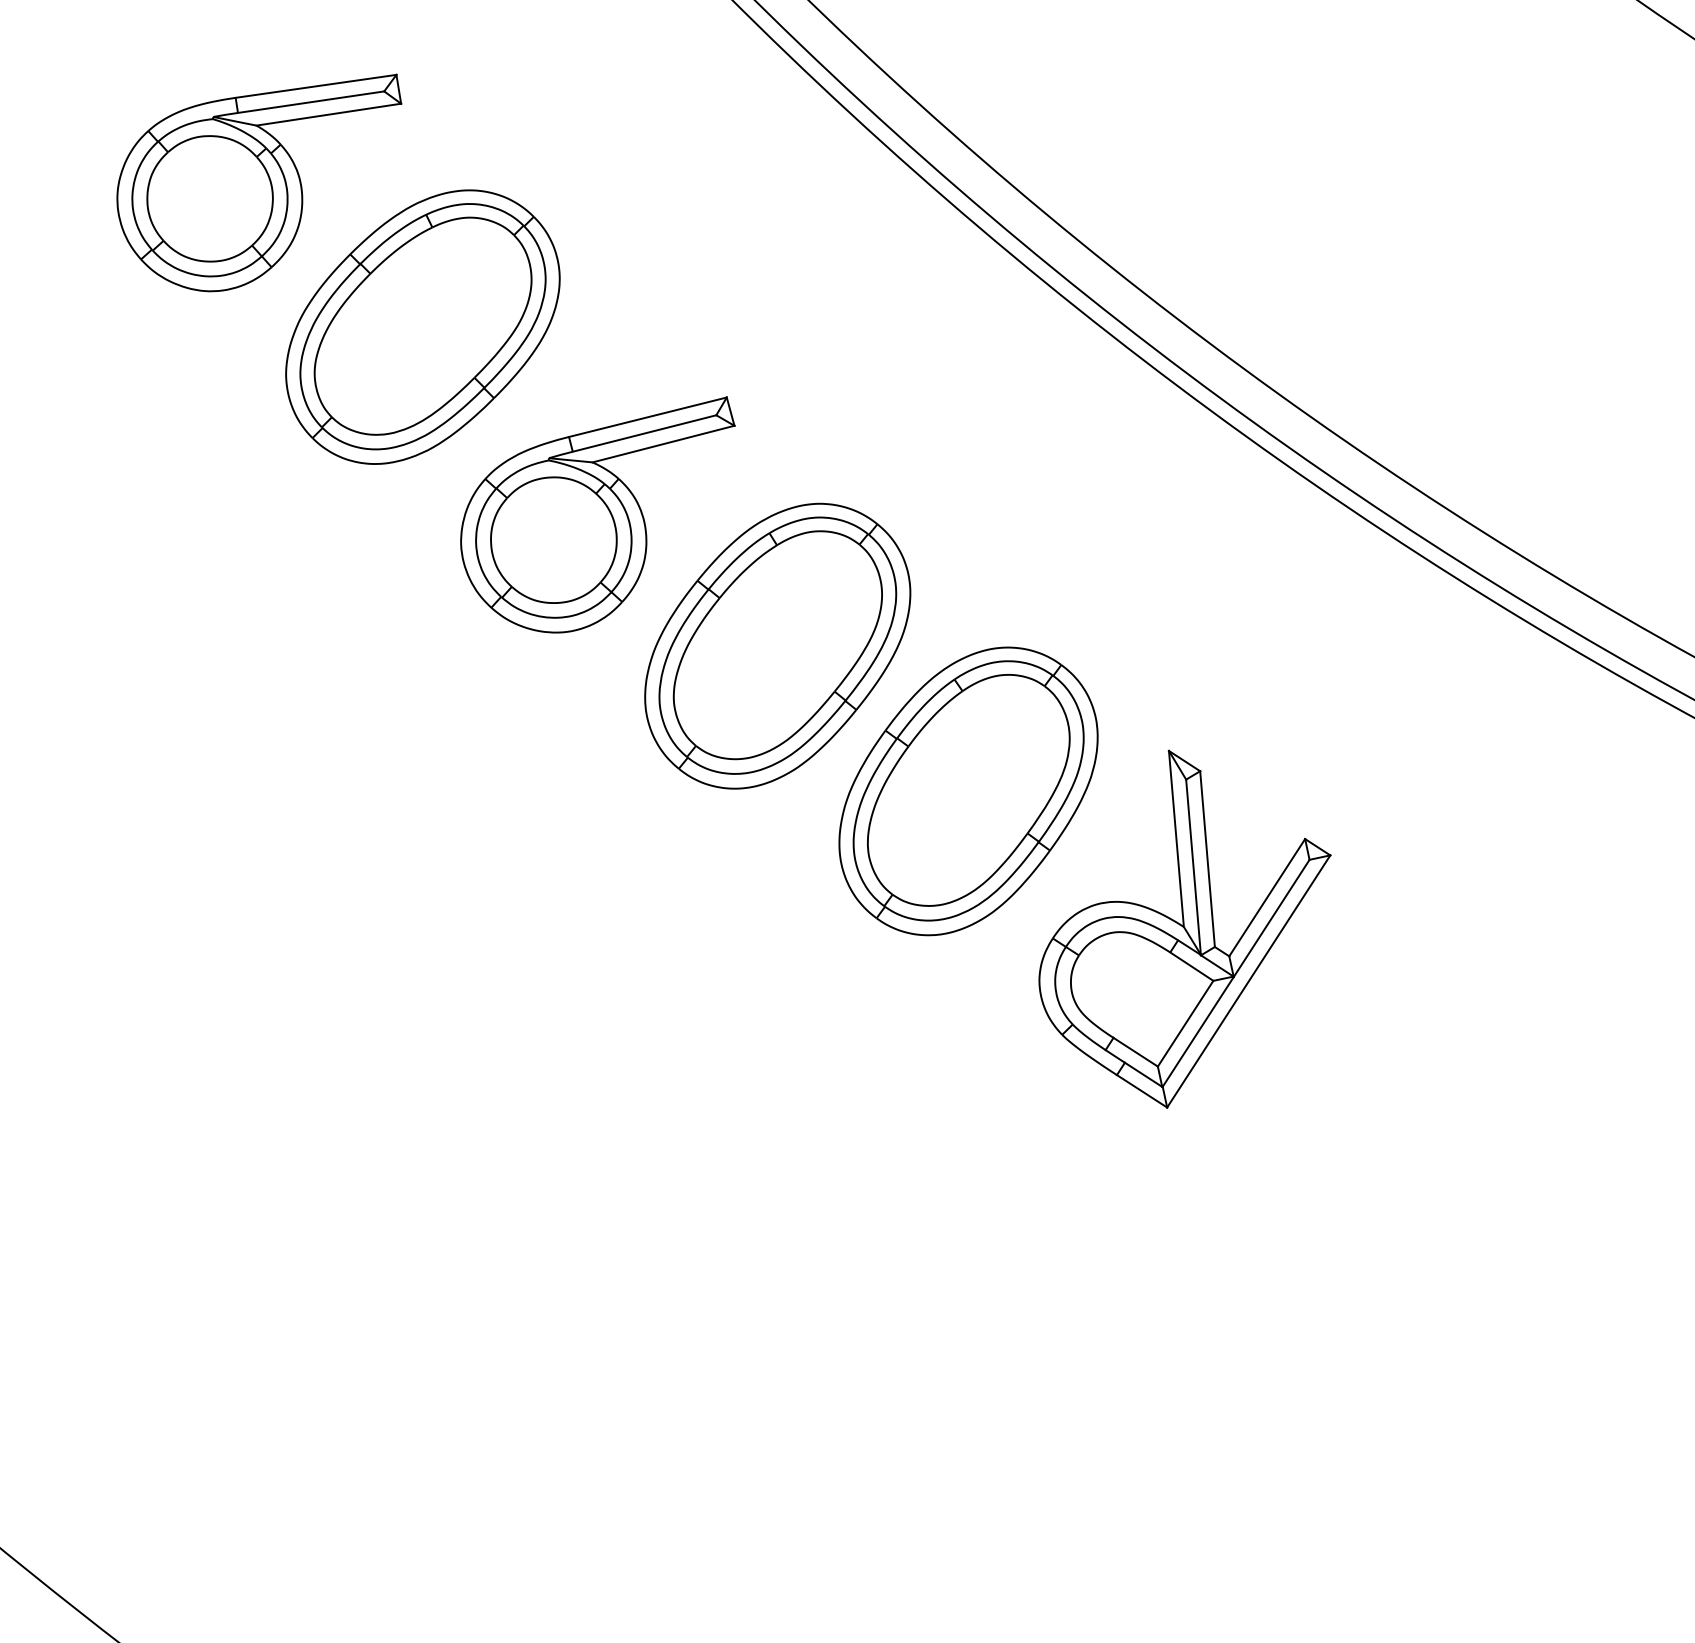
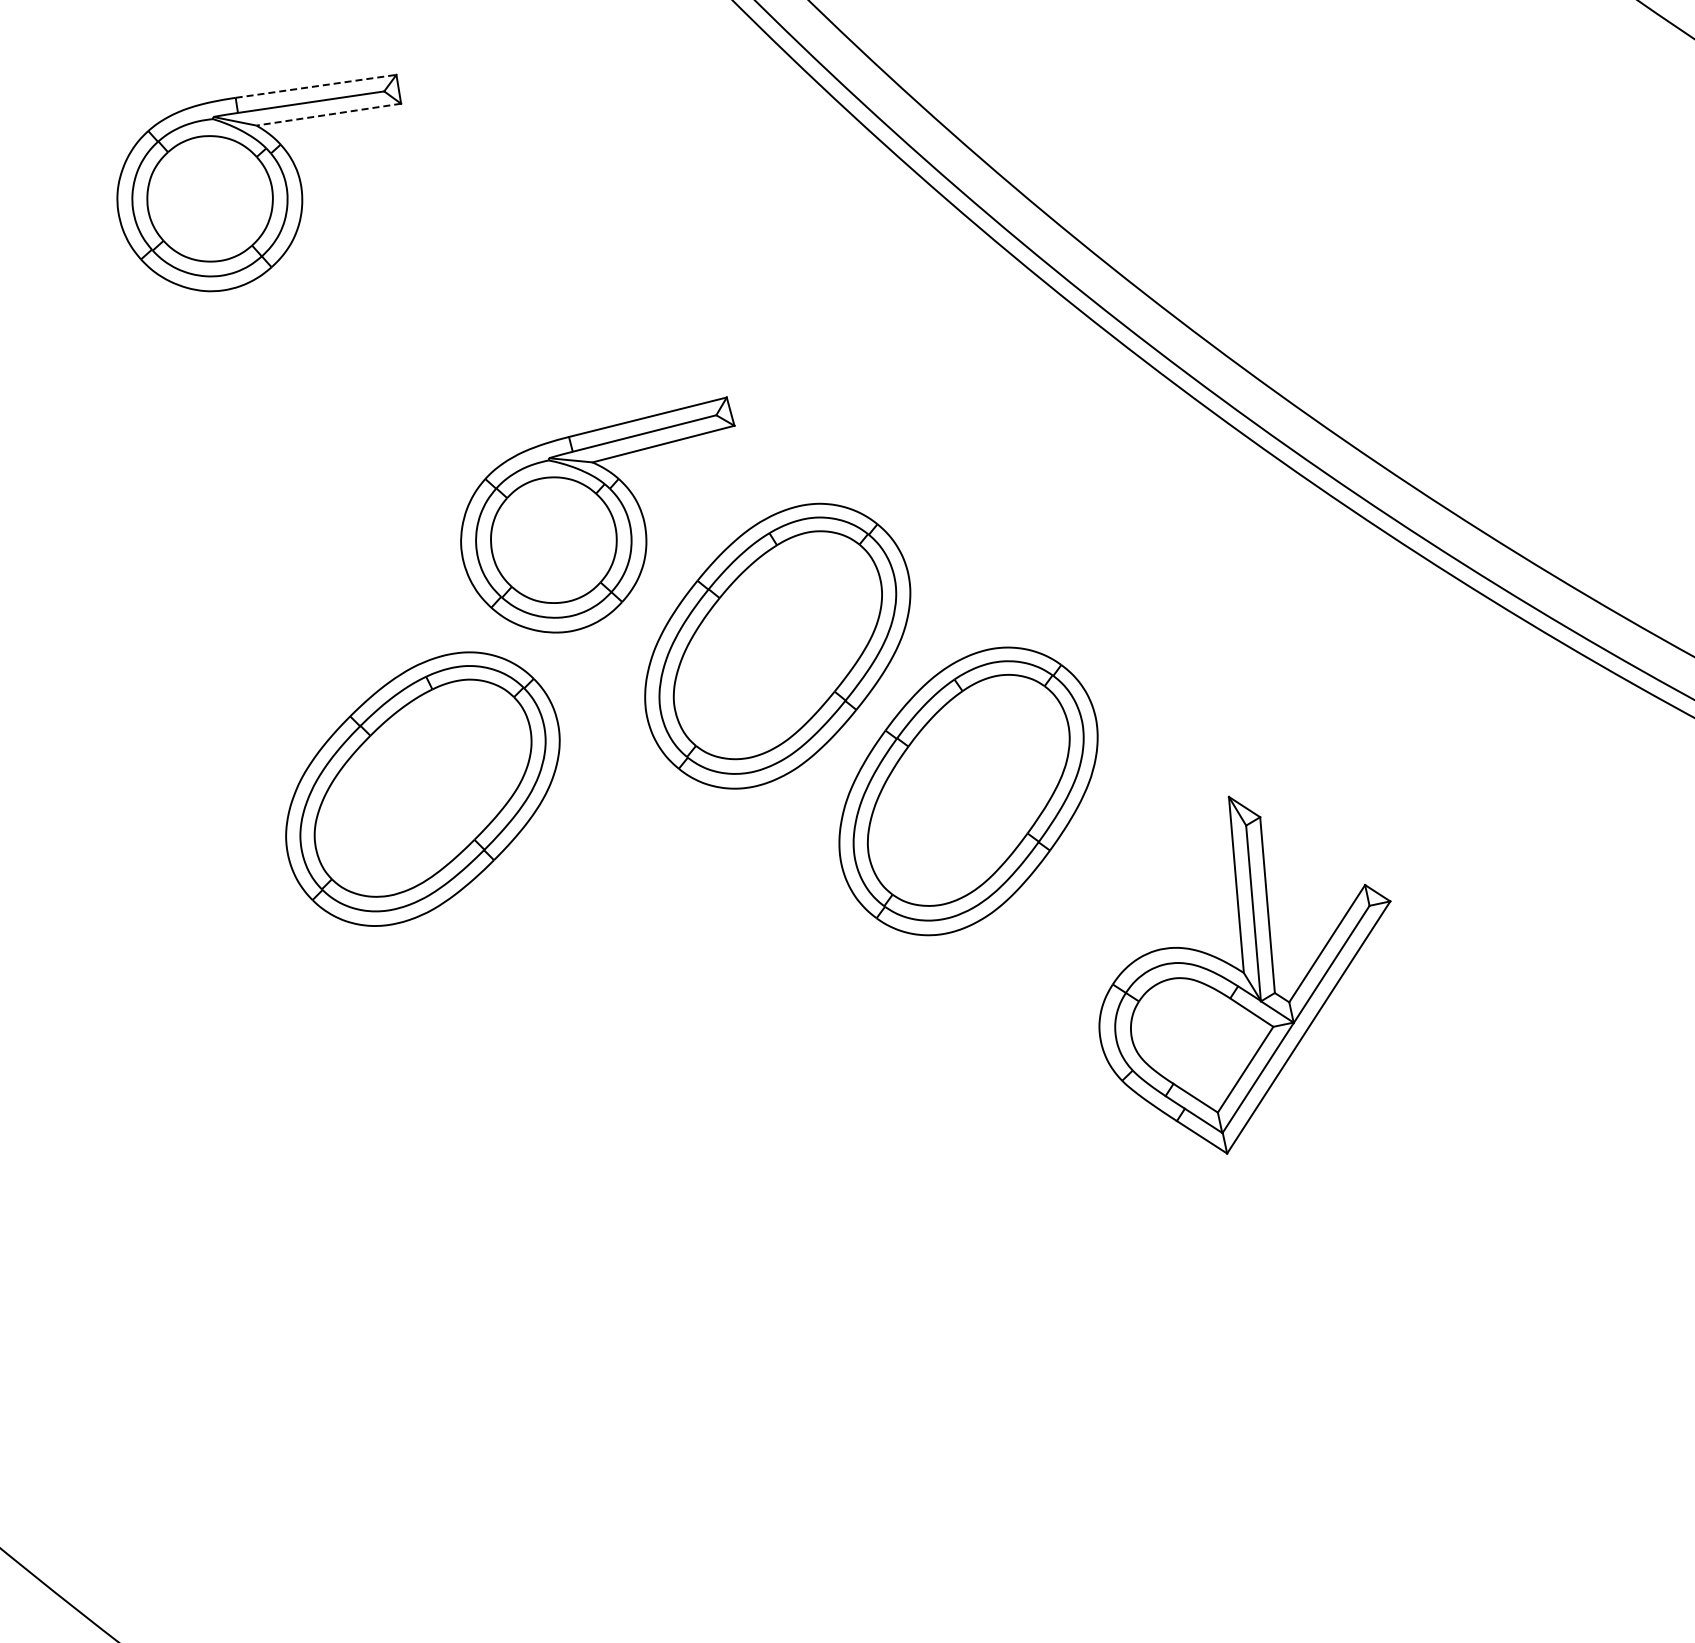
line: solid -> dashed (316, 86)
line: solid -> dashed (328, 114)
part position: (422, 326) -> (422, 788) (422, 788)
part position: (1184, 928) -> (1244, 974) (1244, 974)
